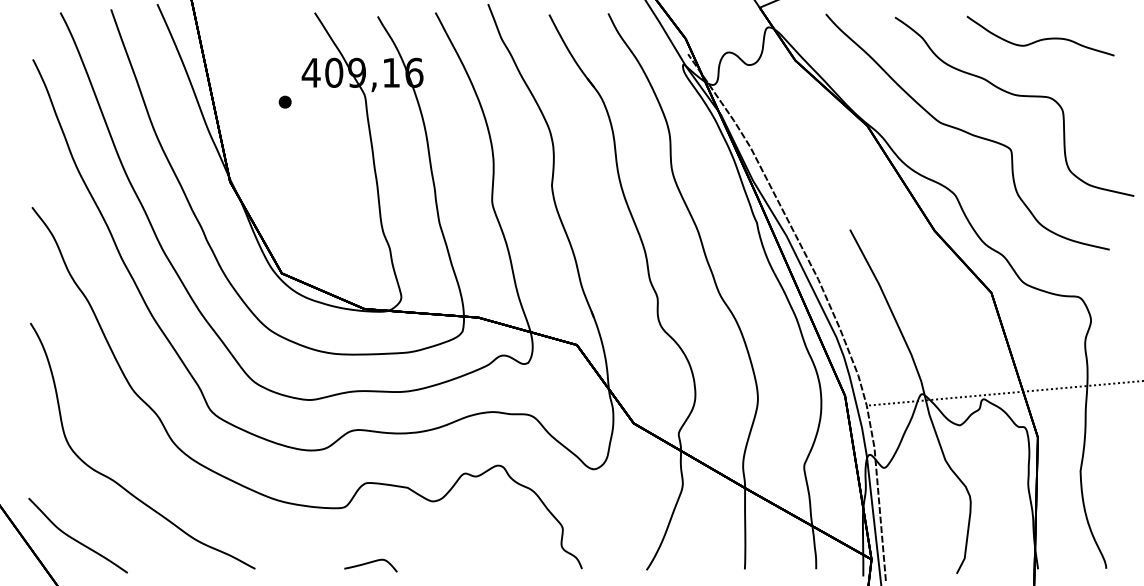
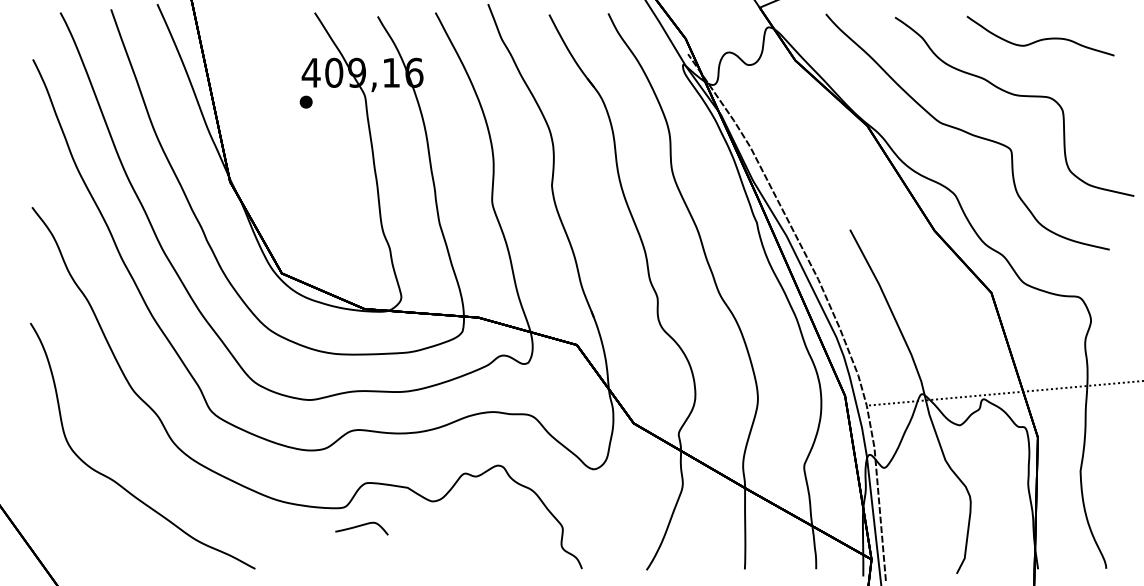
part position: (284, 101) -> (305, 101) (305, 101)
curve: present -> none (76, 539)
curve position: (370, 563) -> (361, 526) (361, 526)
